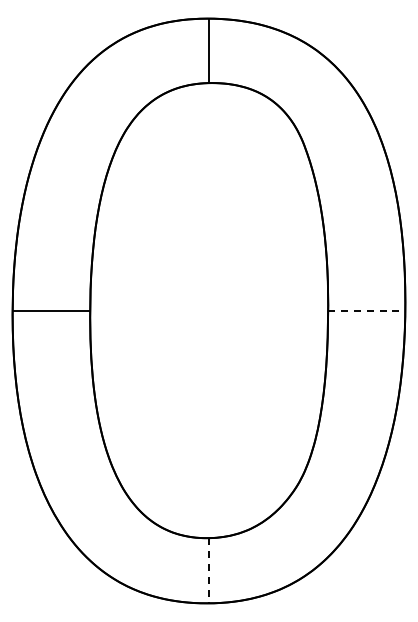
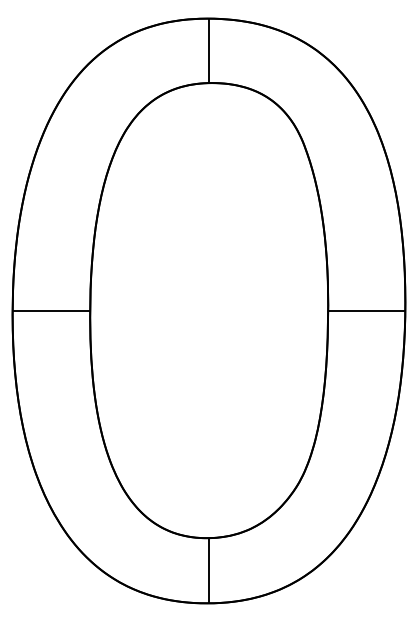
line: dashed -> solid (366, 311)
line: dashed -> solid (208, 570)
